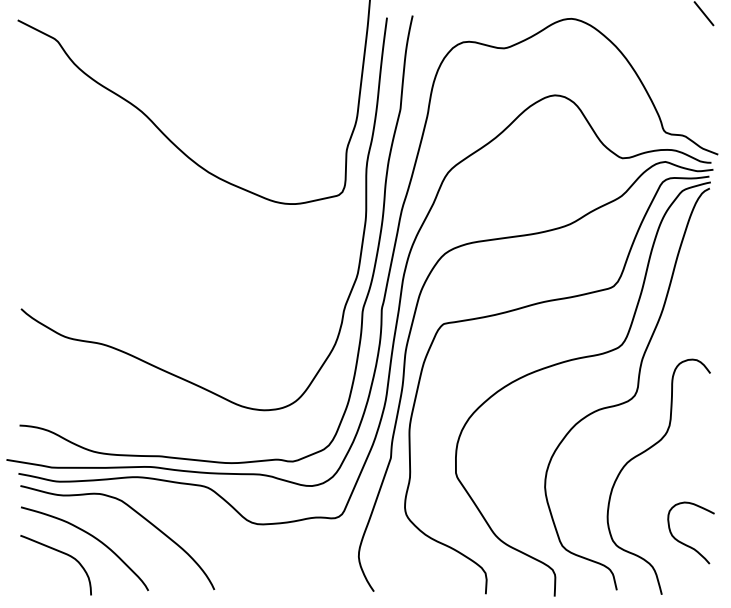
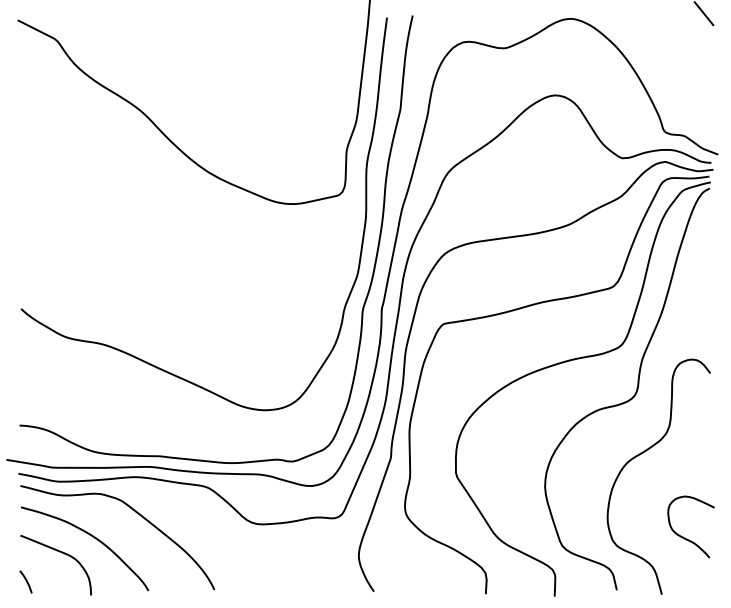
curve position: (685, 543) -> (685, 537) (685, 537)
line: none -> present (25, 580)
